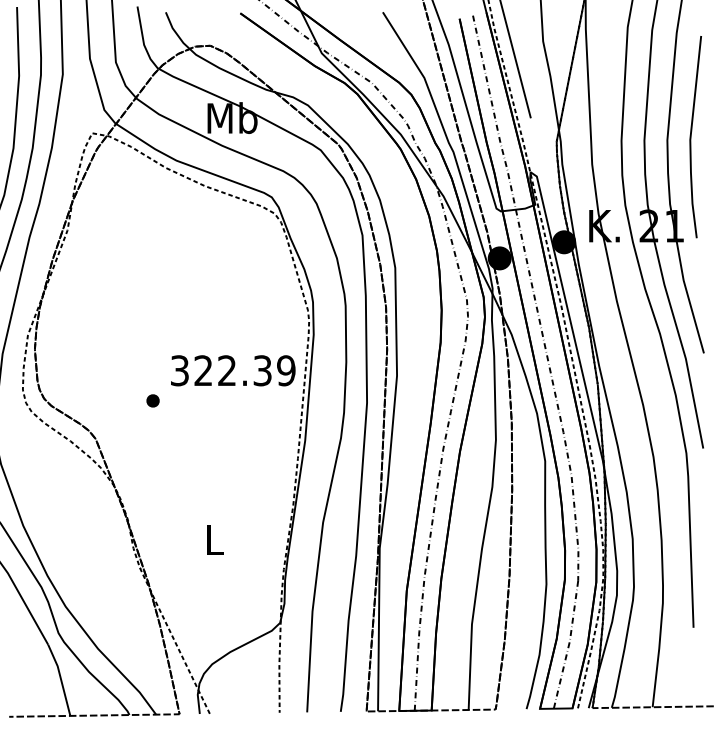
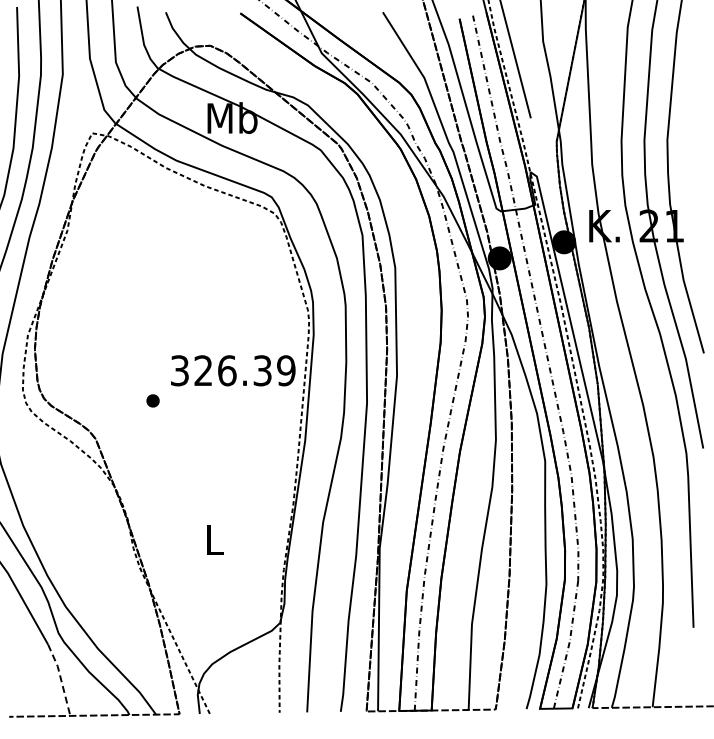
line: present -> none (691, 137)
text: 322.39 -> 326.39 (227, 370)
line: solid -> dashed (61, 679)
